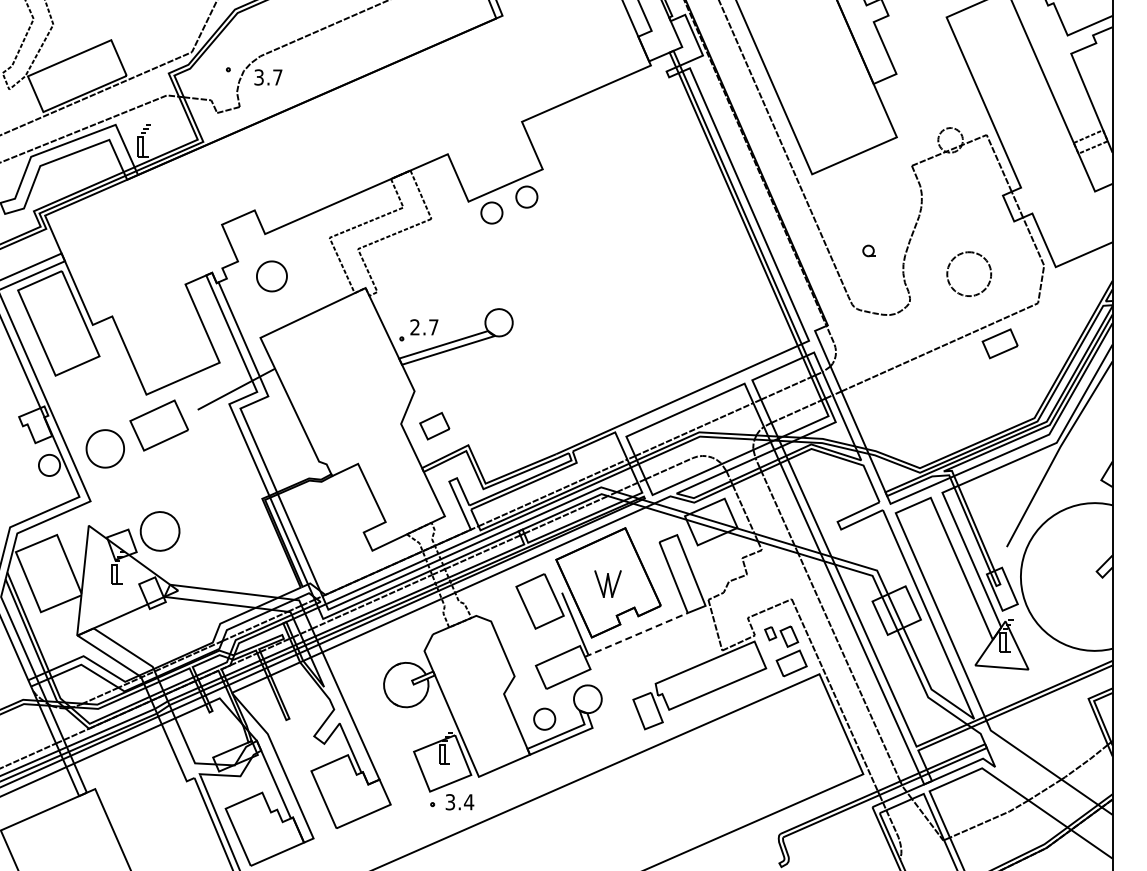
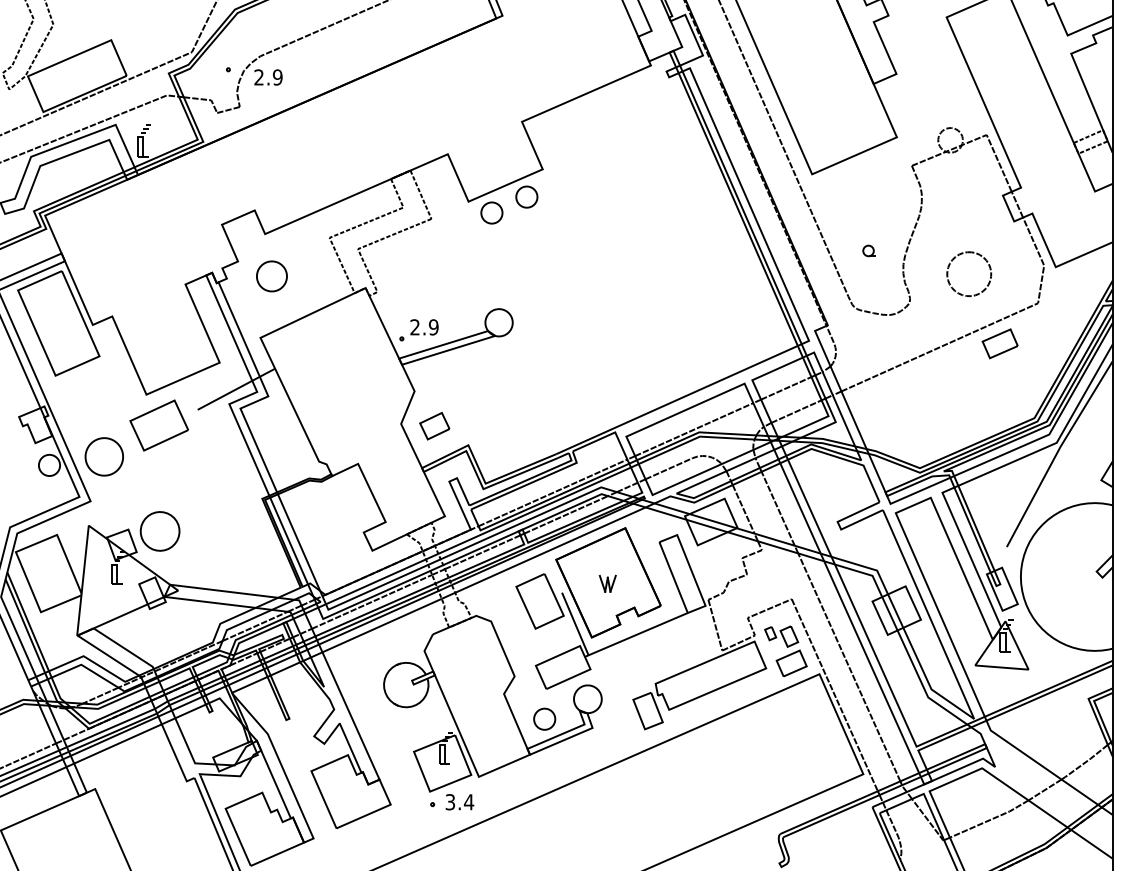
text: 3.7 -> 2.9 (268, 77)
text: 2.7 -> 2.9 (433, 327)
part position: (104, 448) -> (103, 456) (103, 456)
part size: 28x28 px -> 19x19 px (607, 583)
line: dashed -> solid (636, 634)
